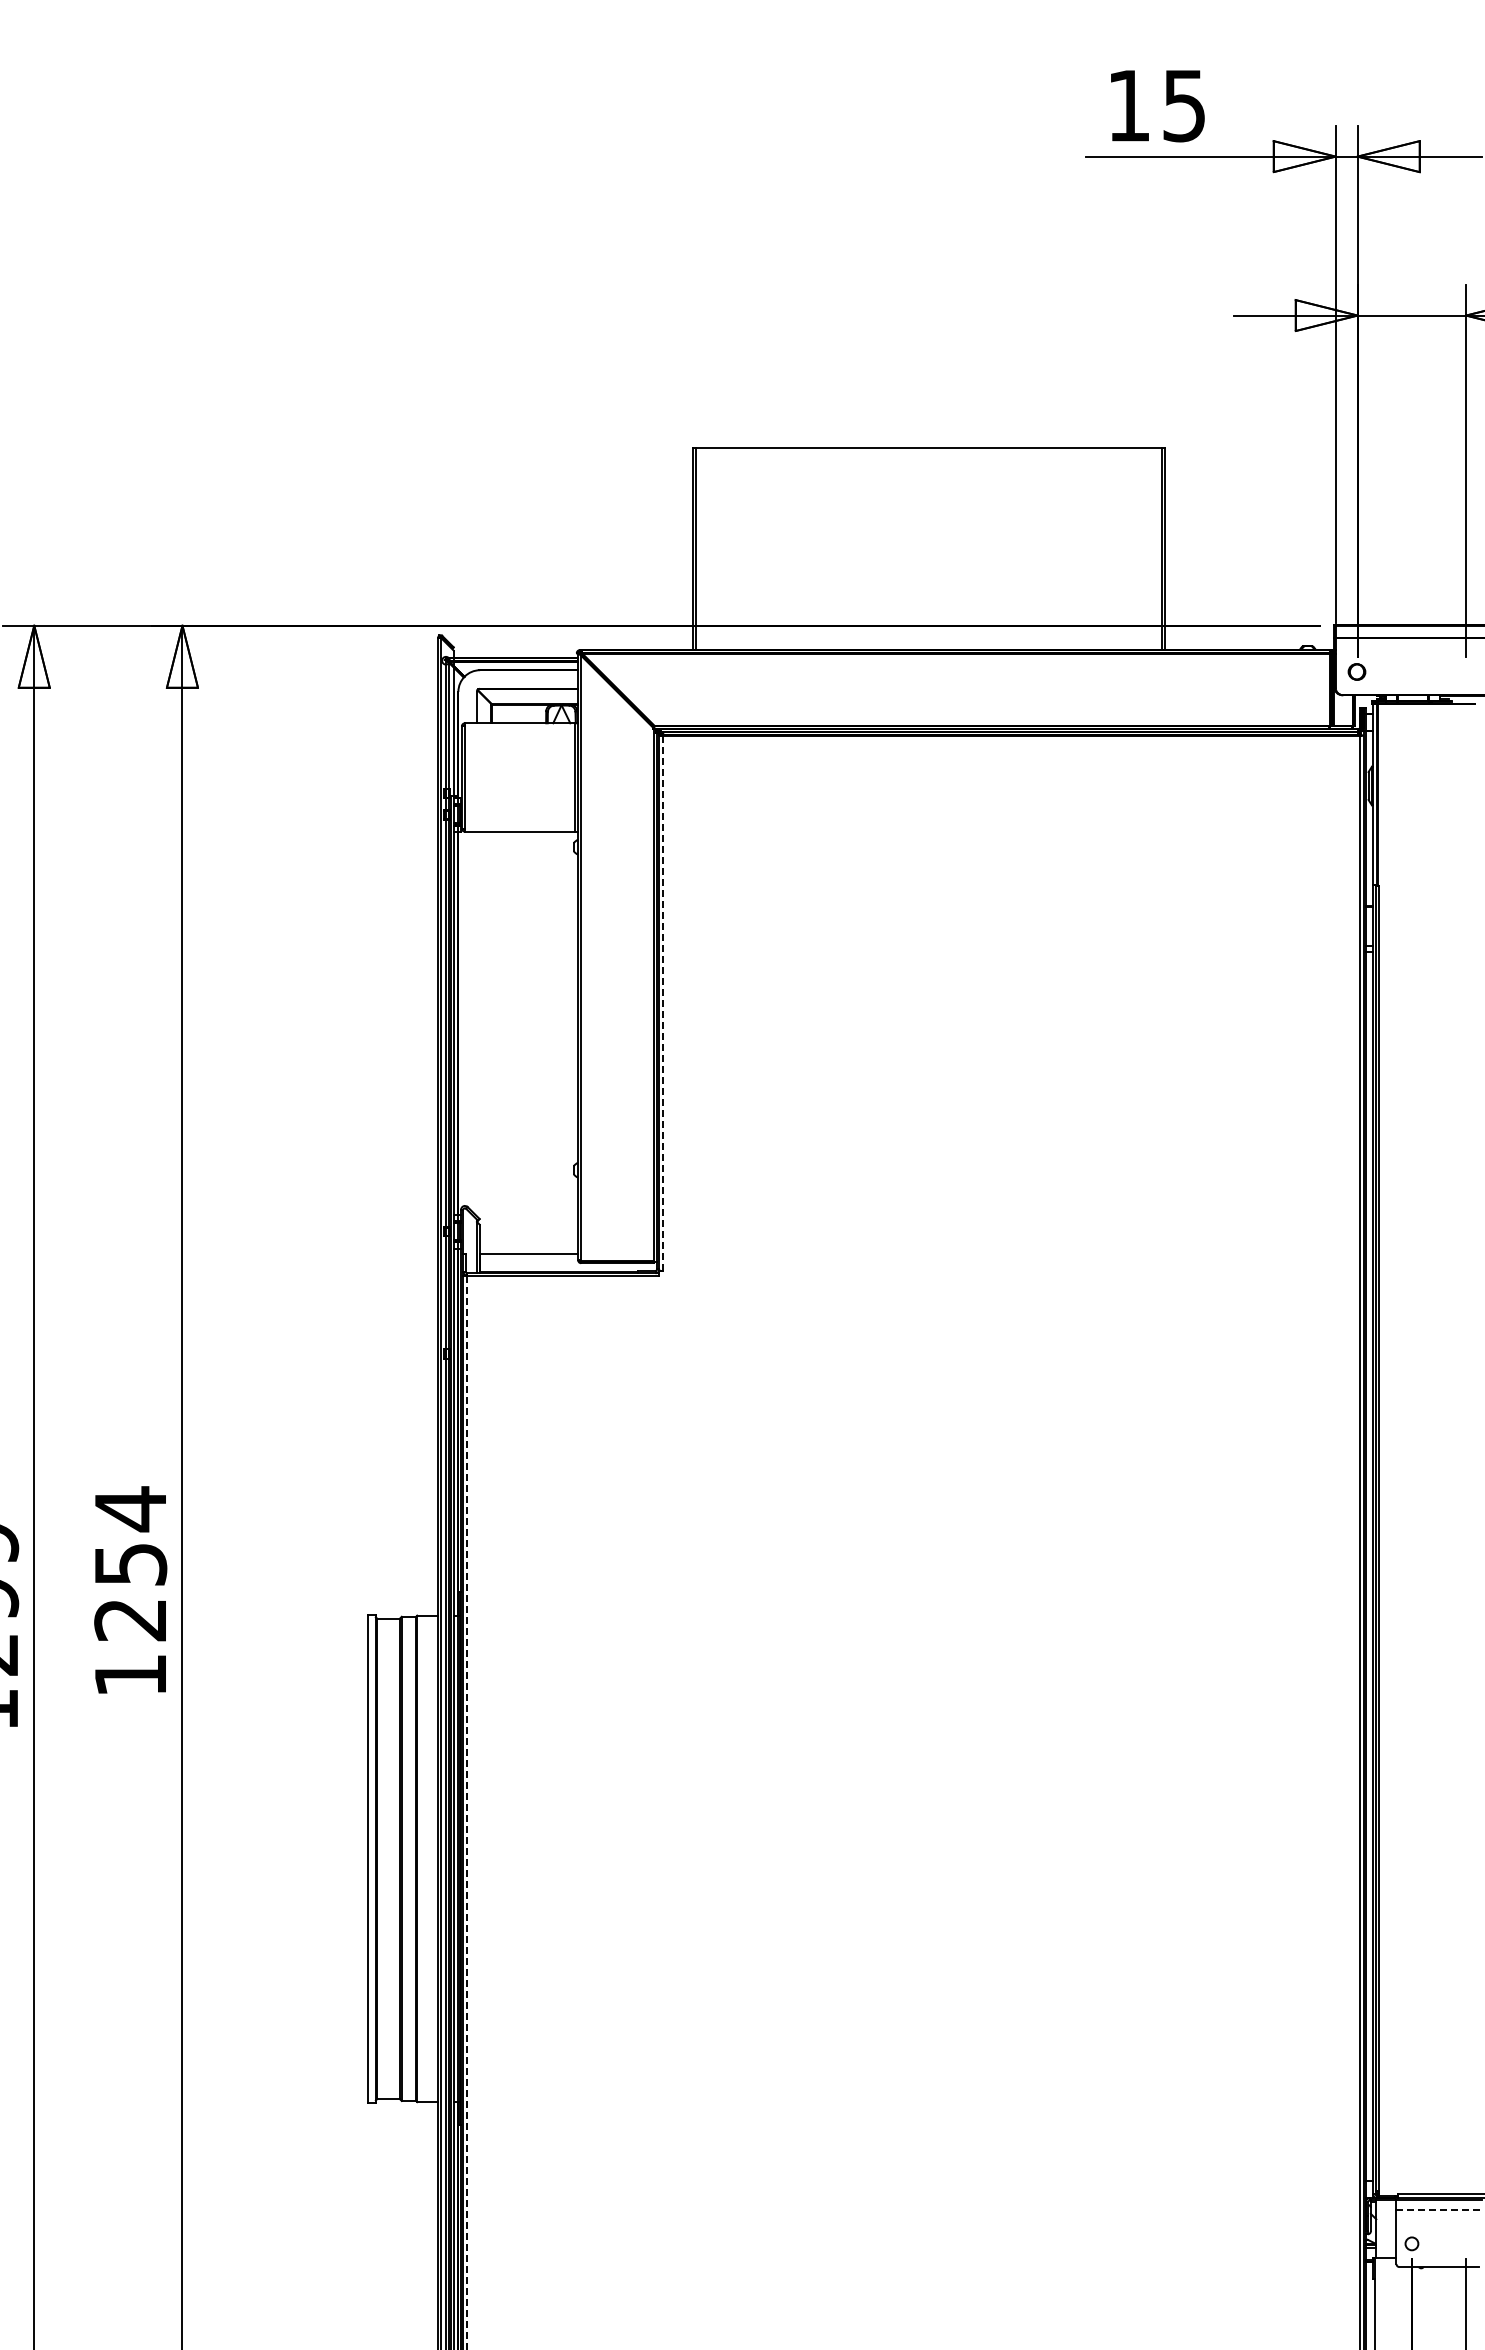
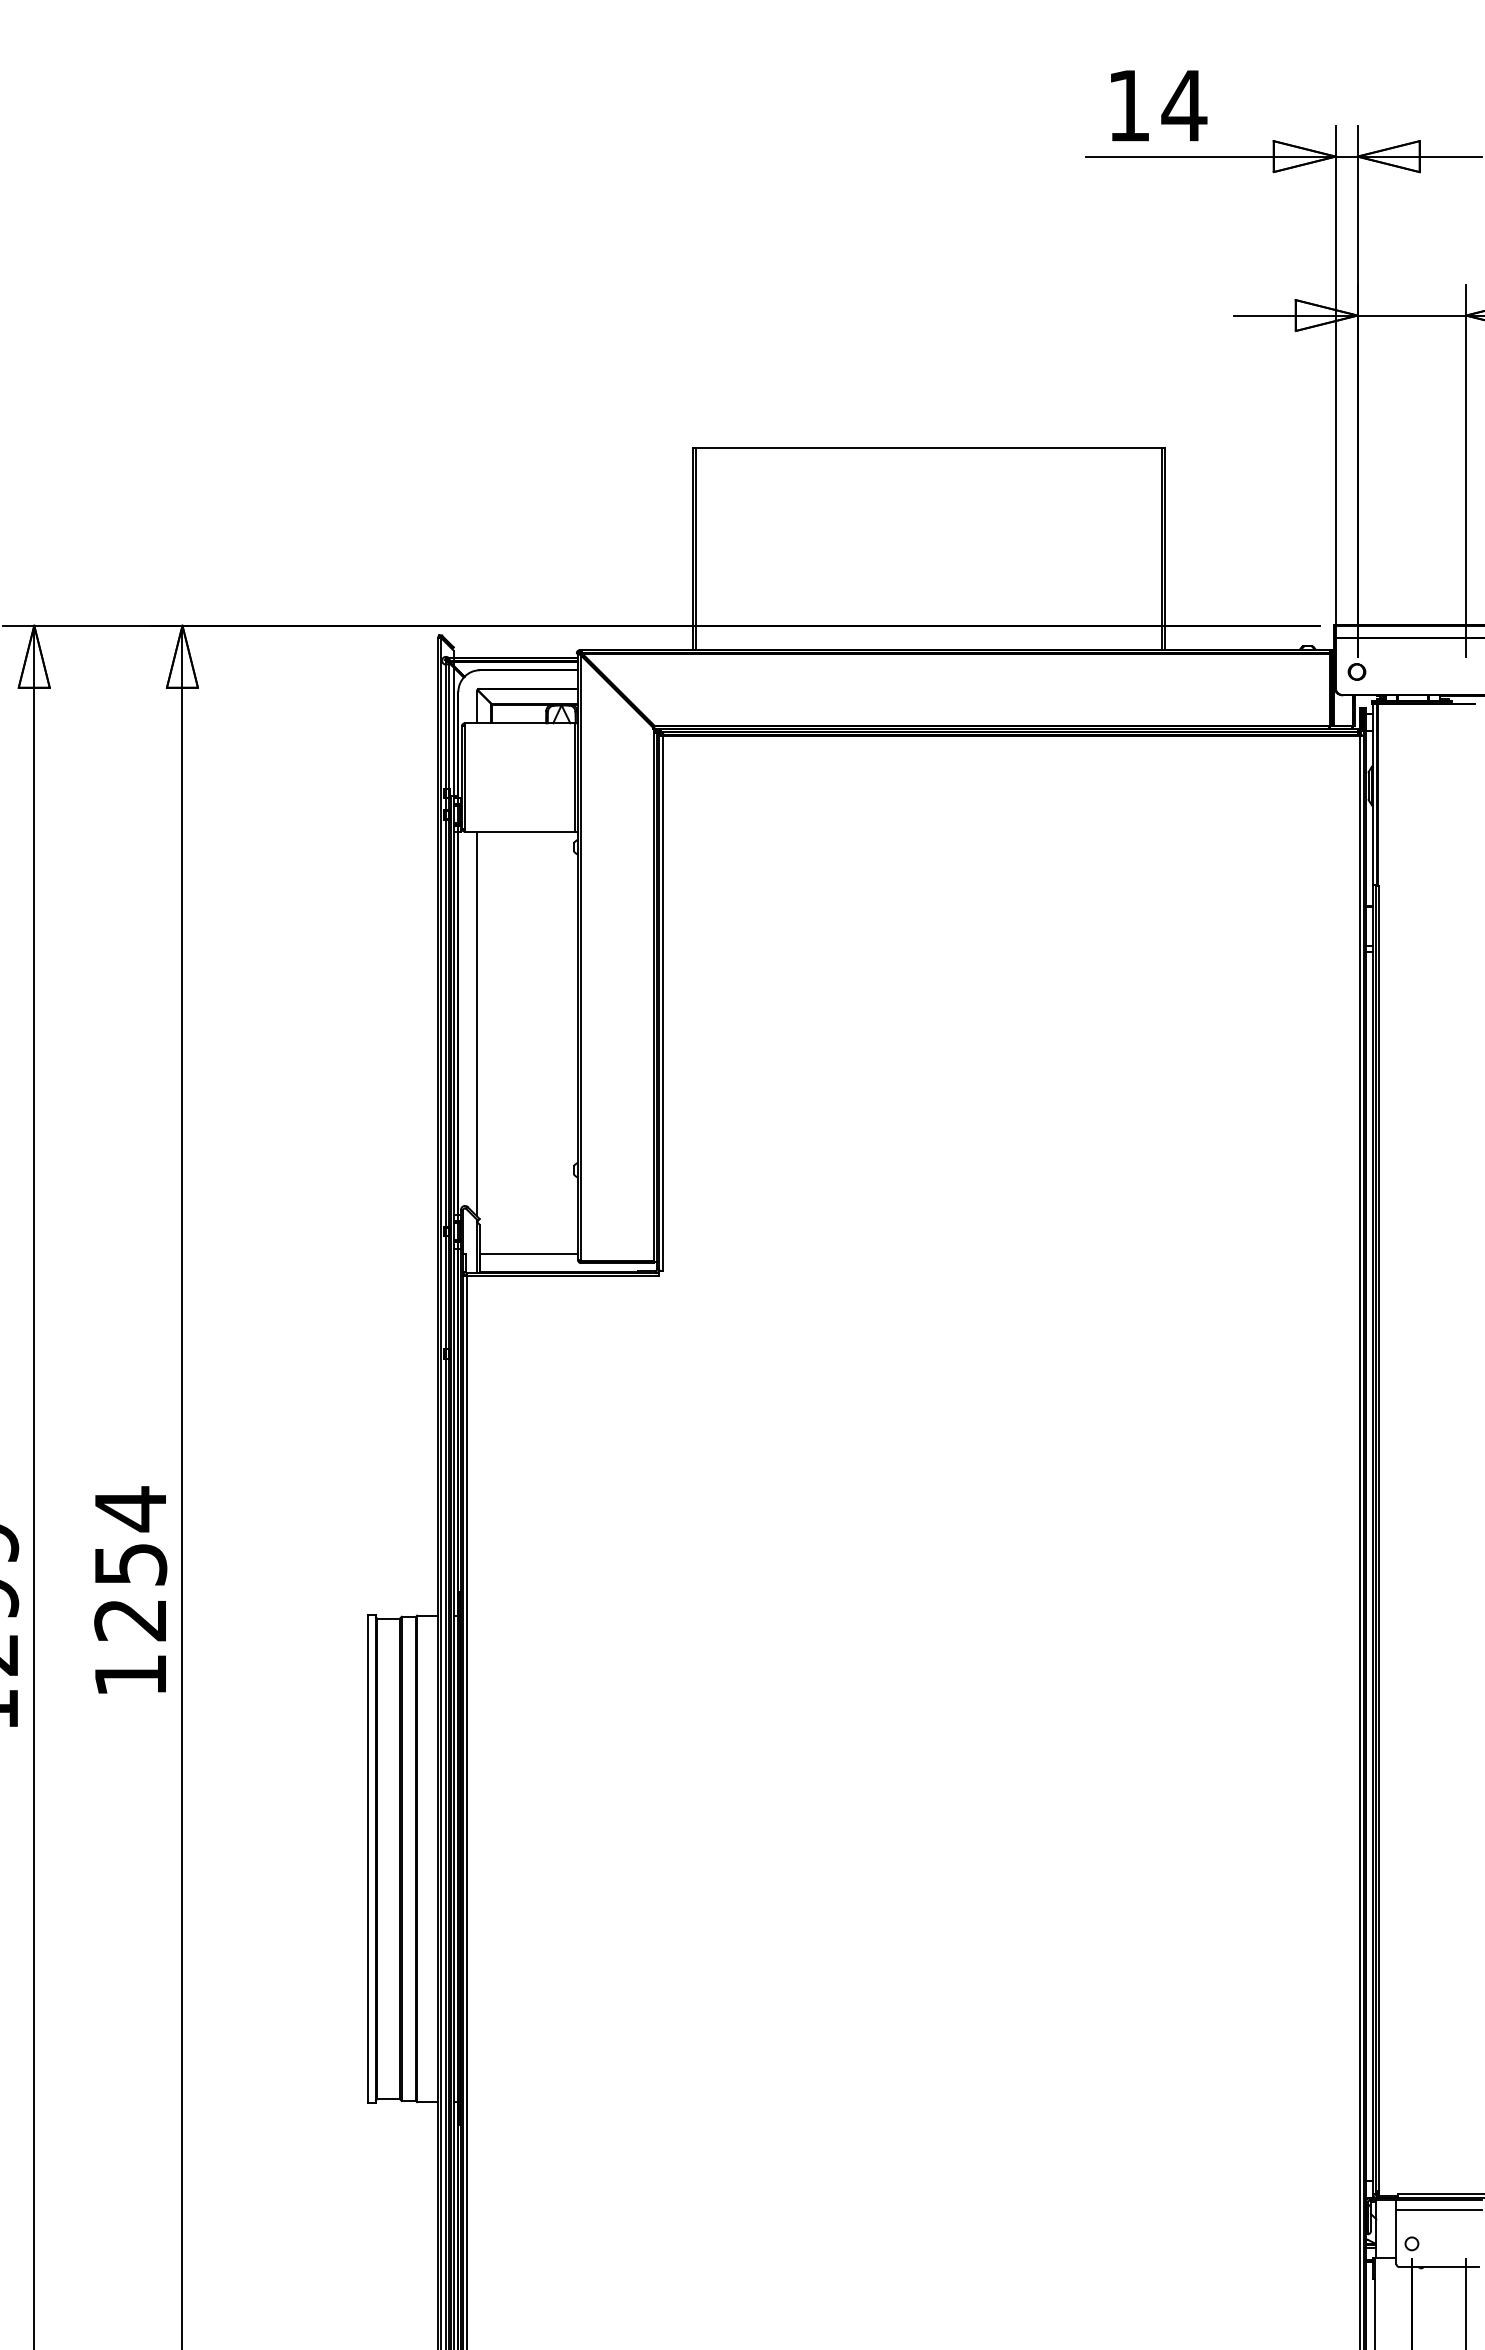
text: 15 -> 14 (1184, 106)
line: dashed -> solid (663, 1003)
line: none -> present (476, 1023)
line: dashed -> solid (467, 1812)
line: dashed -> solid (1439, 2209)
